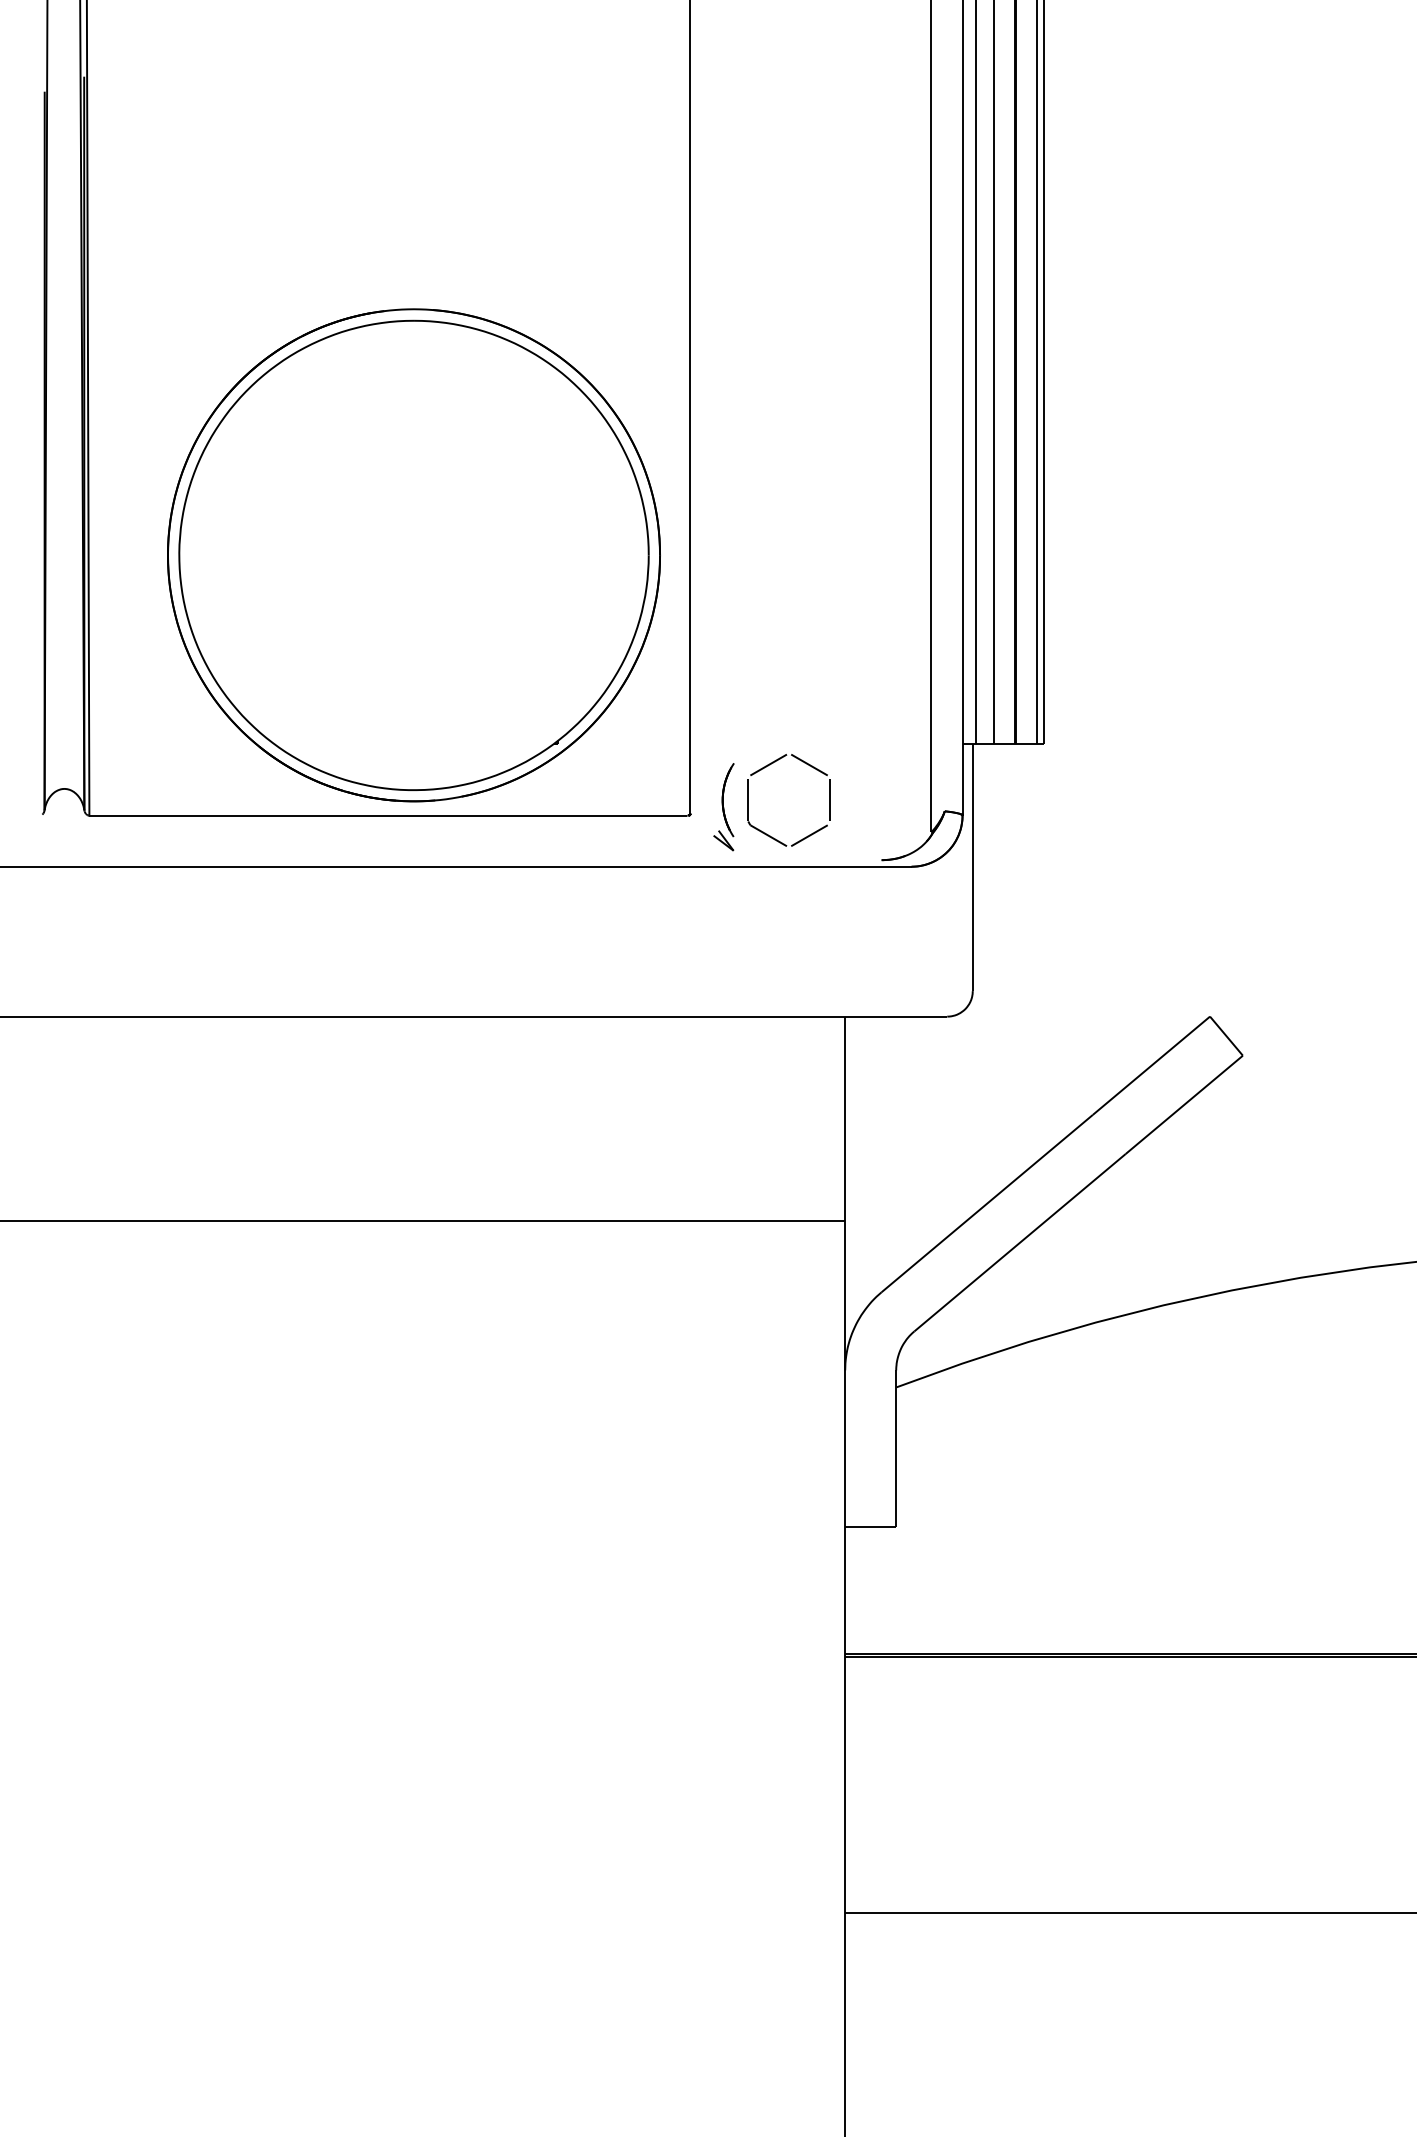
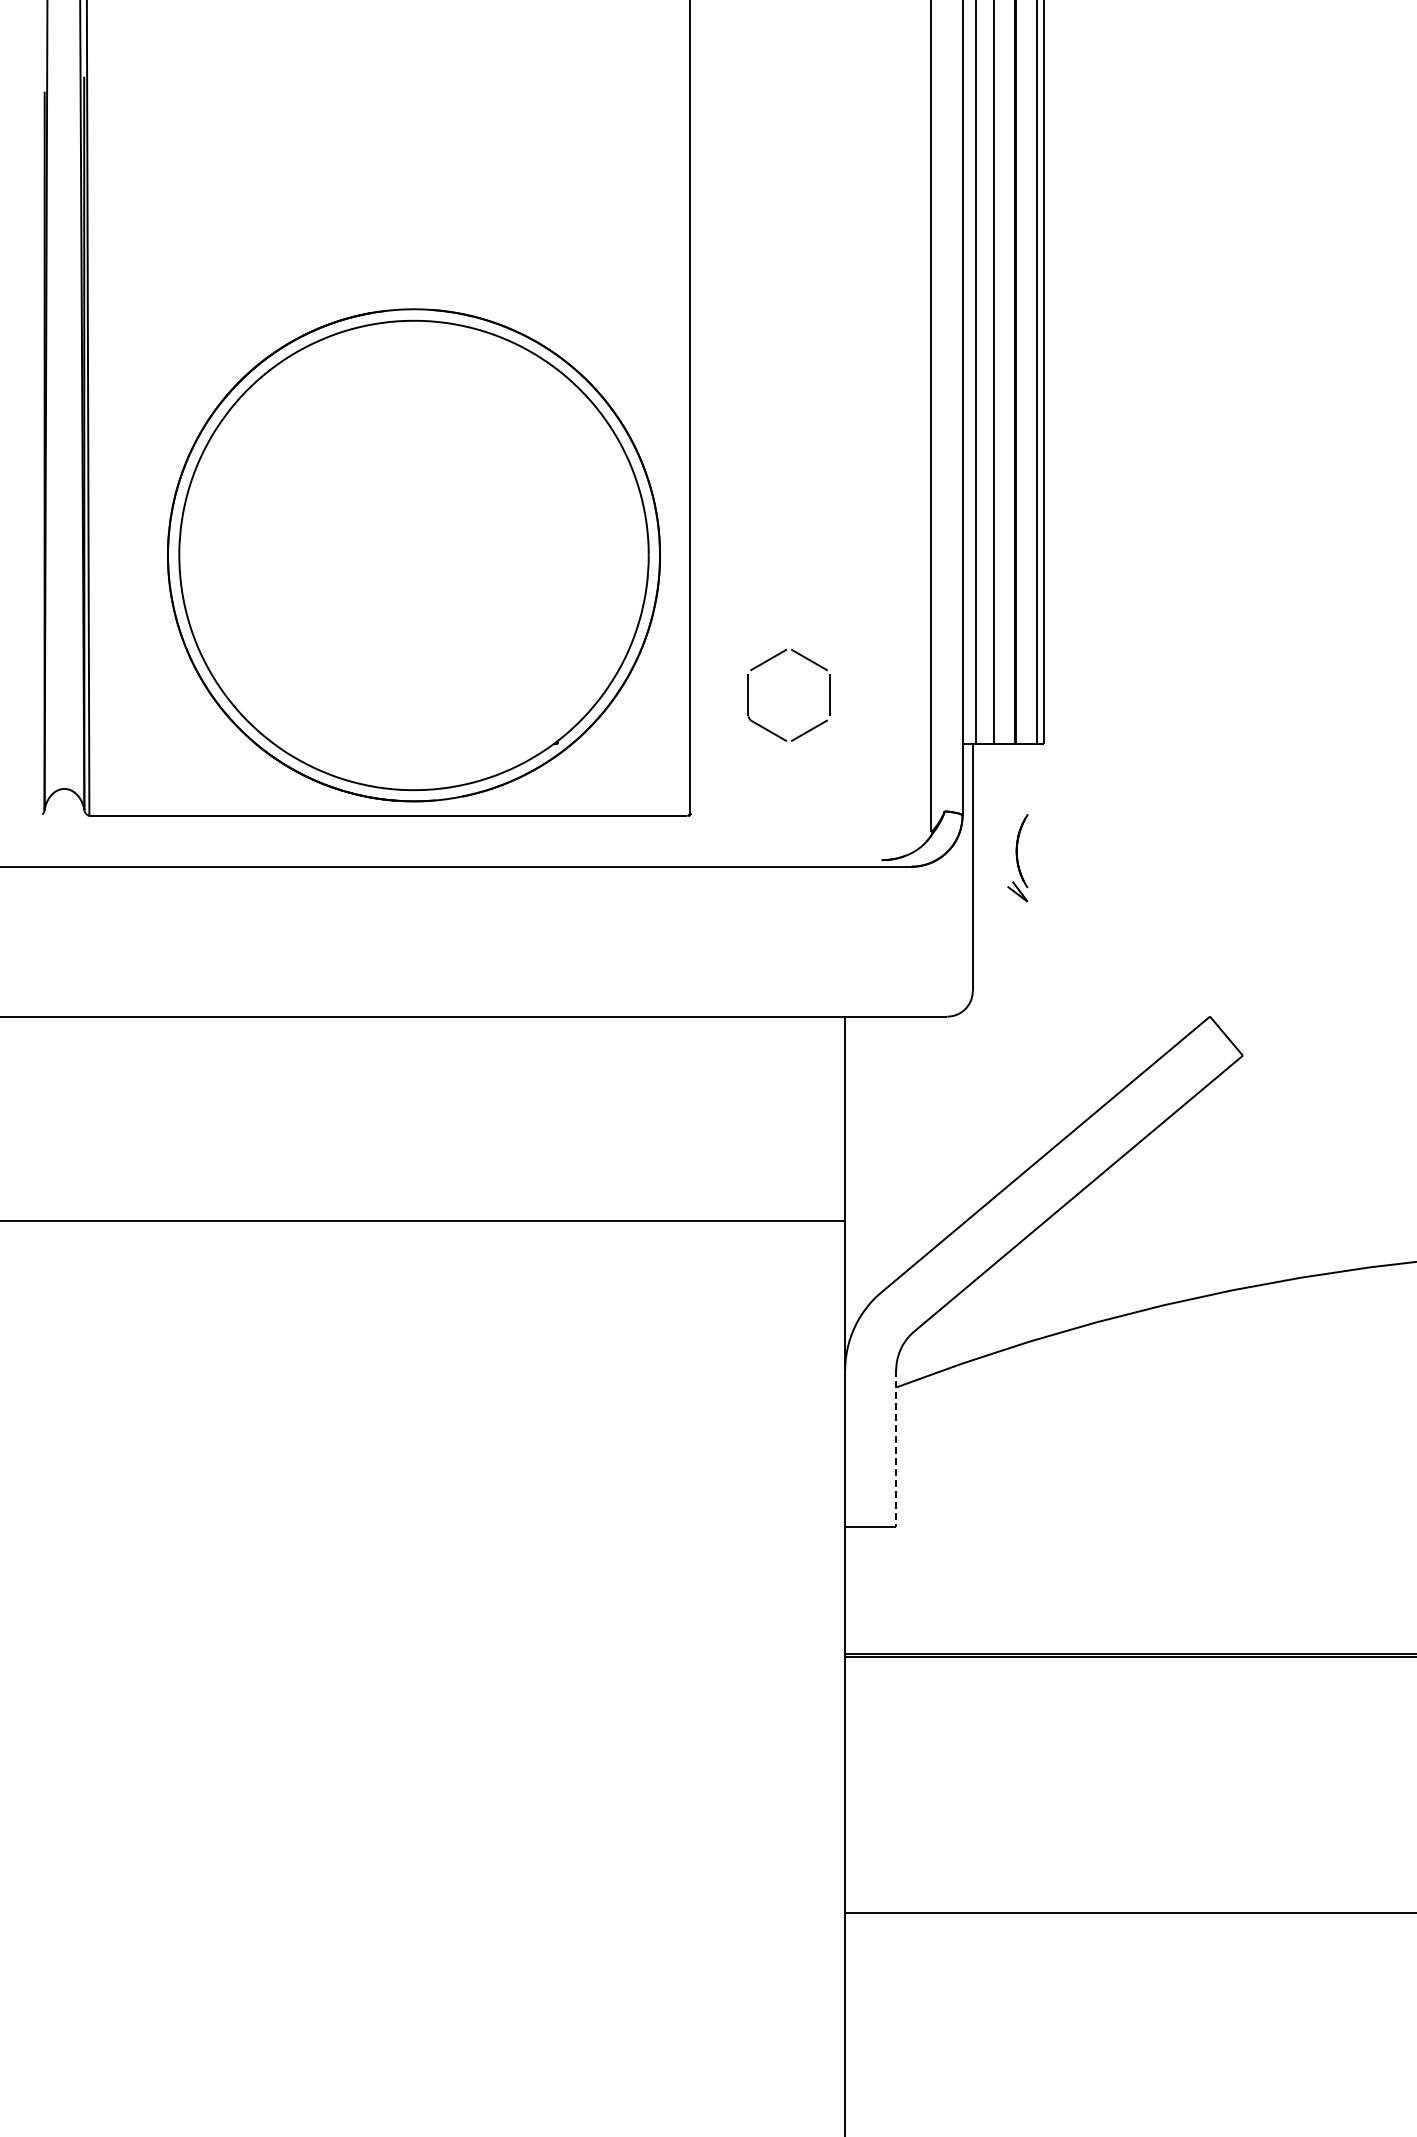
part position: (770, 765) -> (770, 660) (770, 660)
part position: (723, 807) -> (1017, 858) (1017, 858)
line: solid -> dashed (896, 1449)
